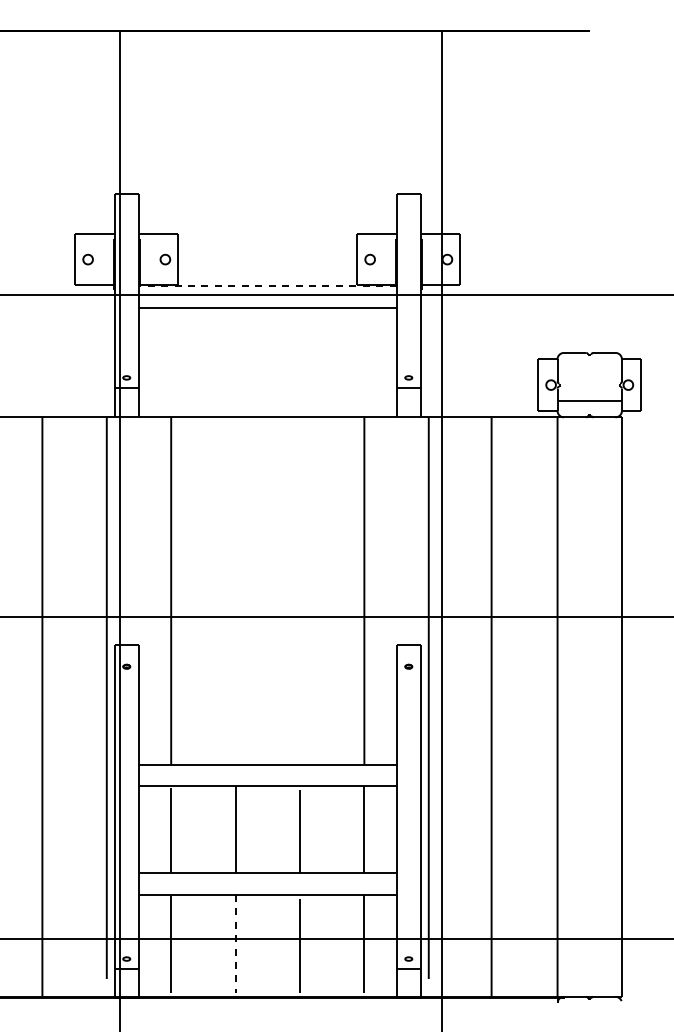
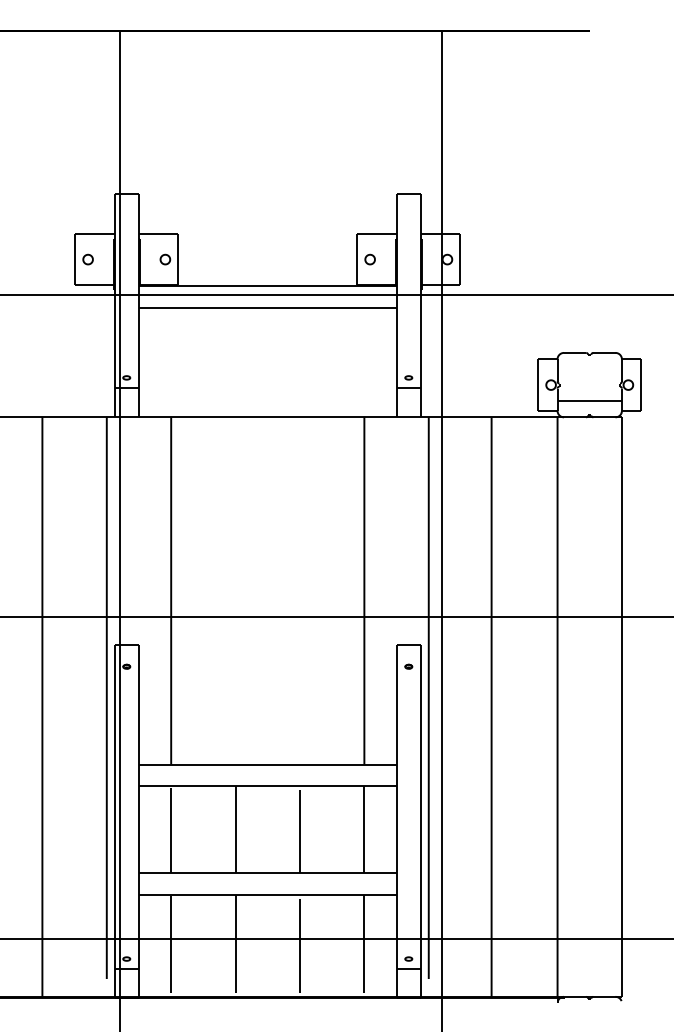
line: dashed -> solid (267, 286)
line: dashed -> solid (235, 944)
